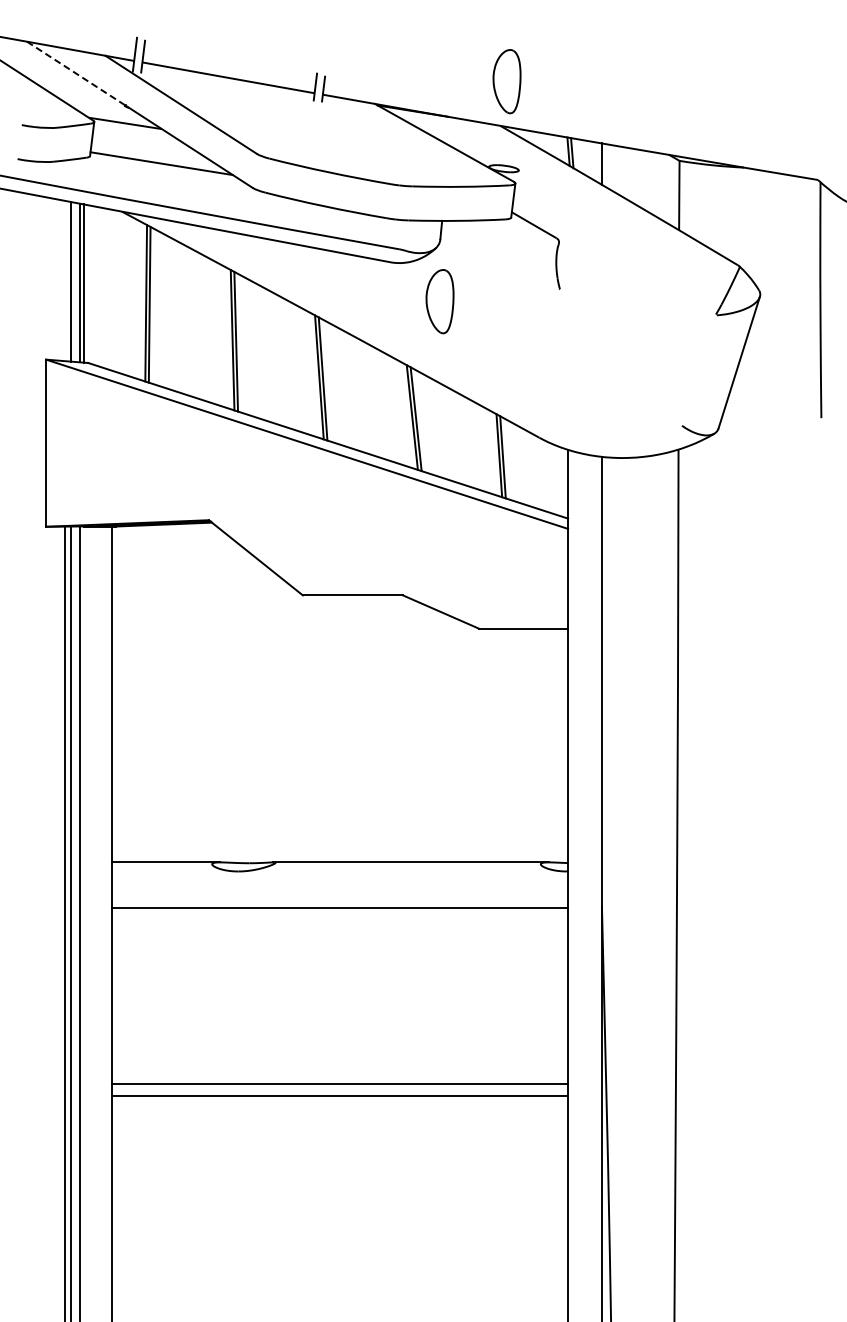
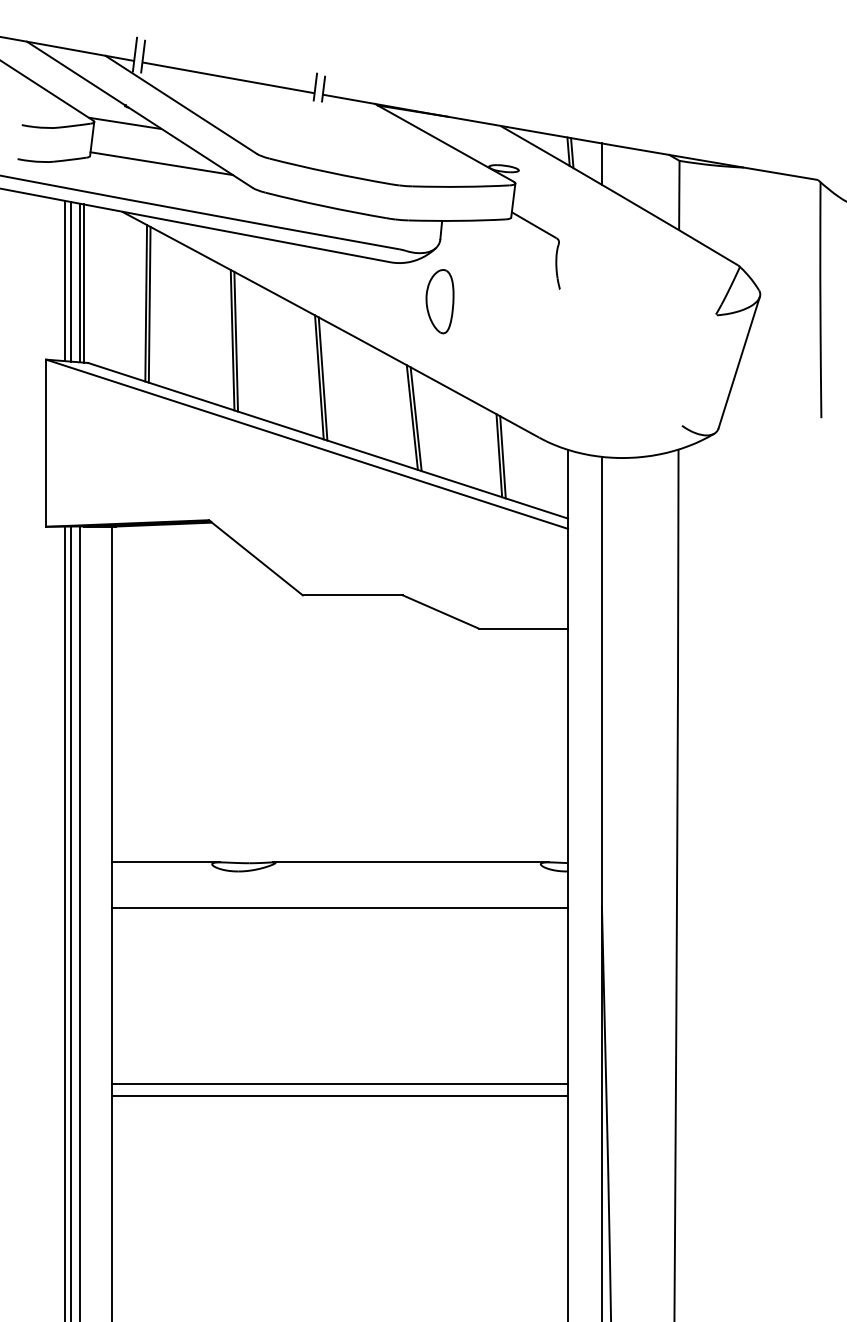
line: dashed -> solid (76, 73)
part: present -> none (506, 81)
line: none -> present (65, 280)
